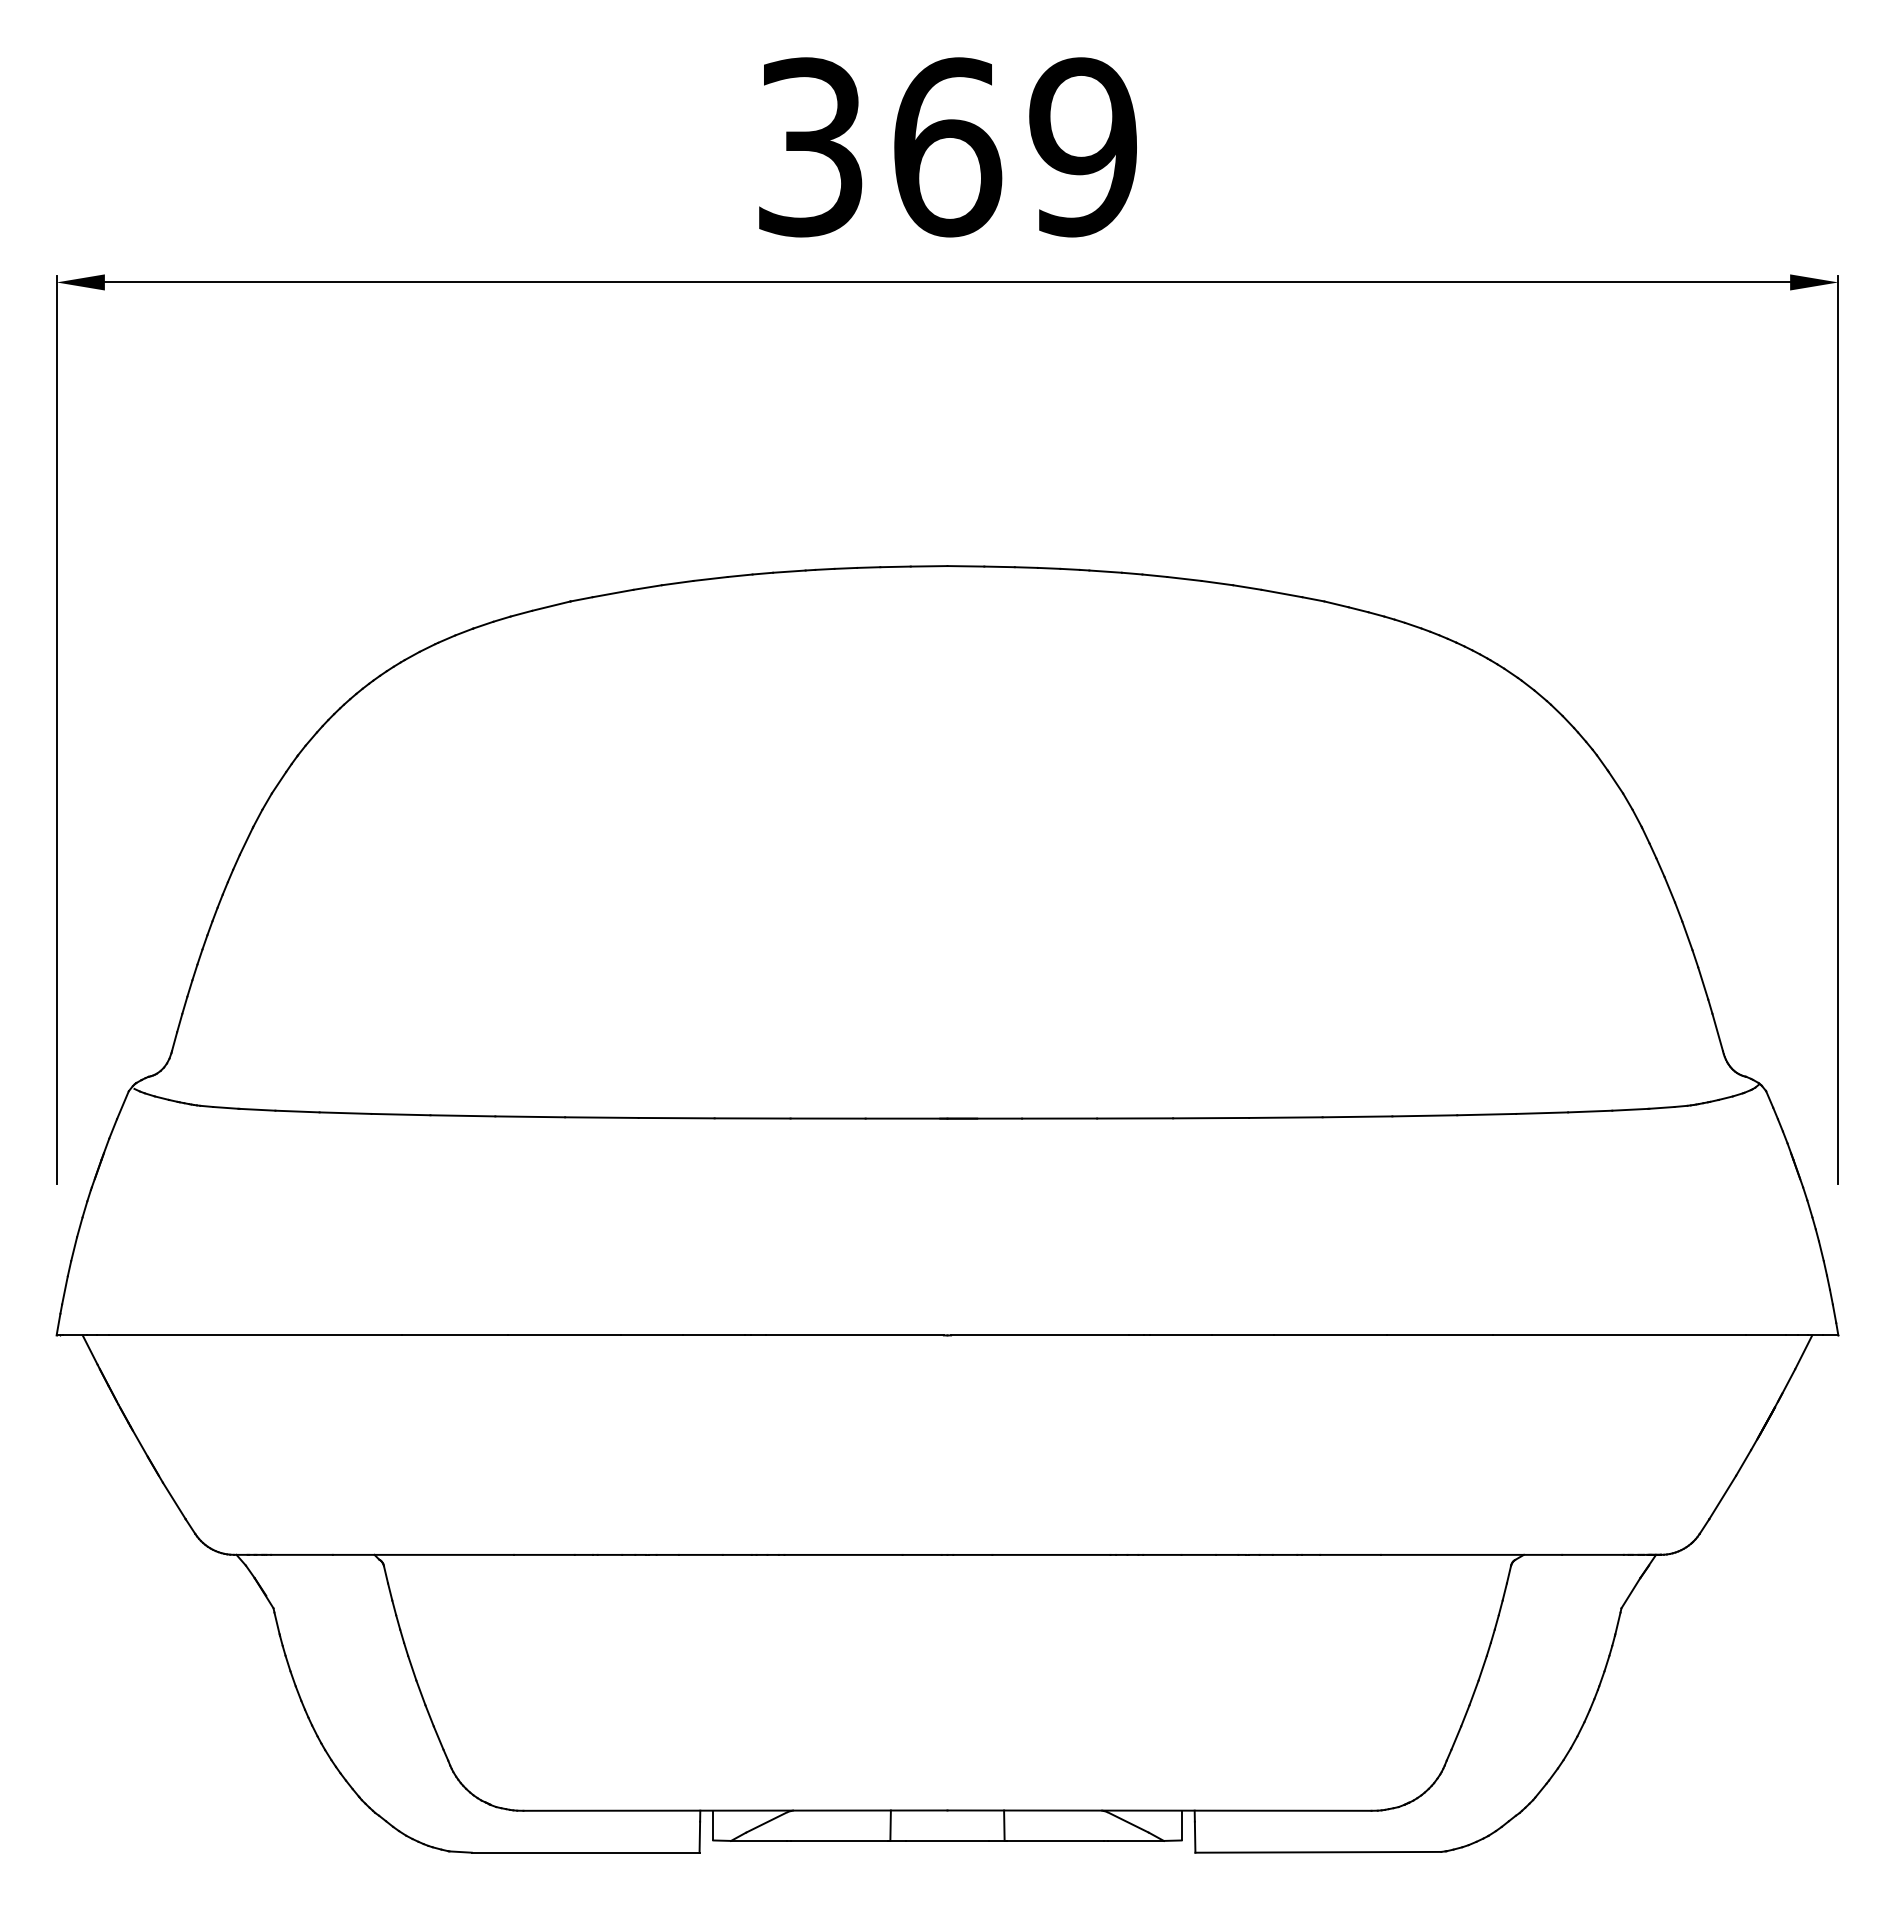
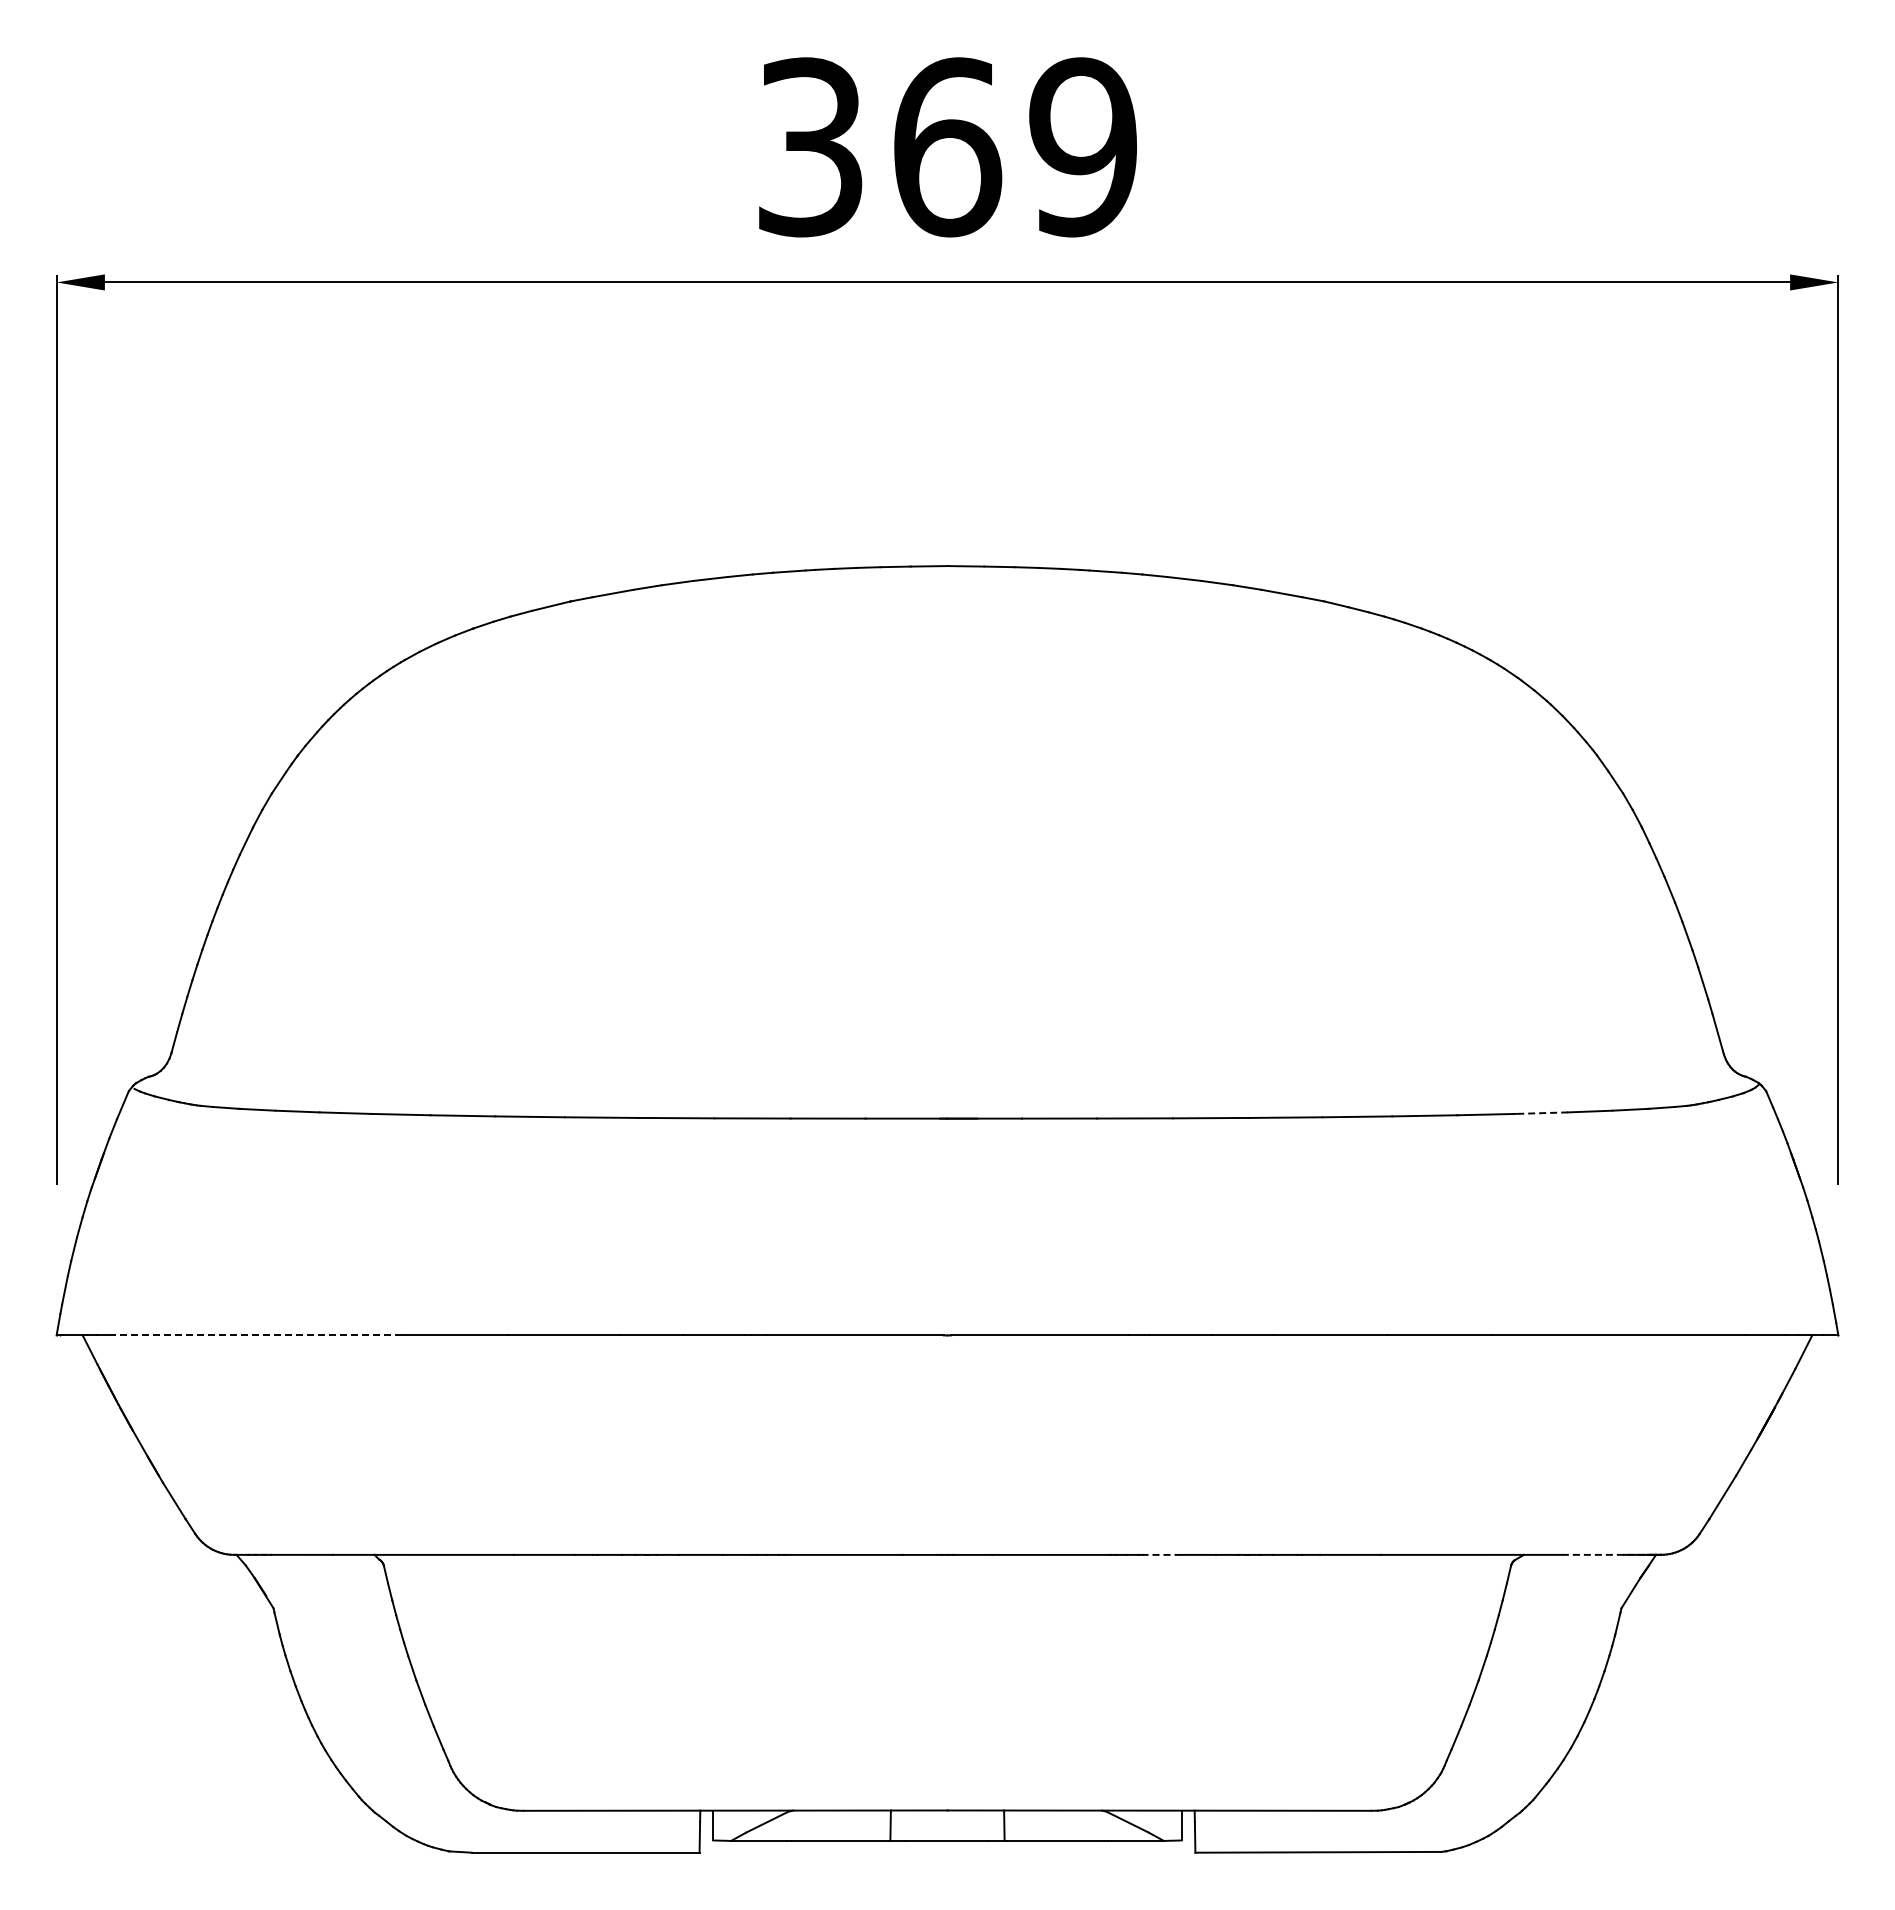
line: solid -> dashed (1542, 1113)
line: solid -> dashed (255, 1335)
line: solid -> dashed (1161, 1554)
line: solid -> dashed (1593, 1554)
